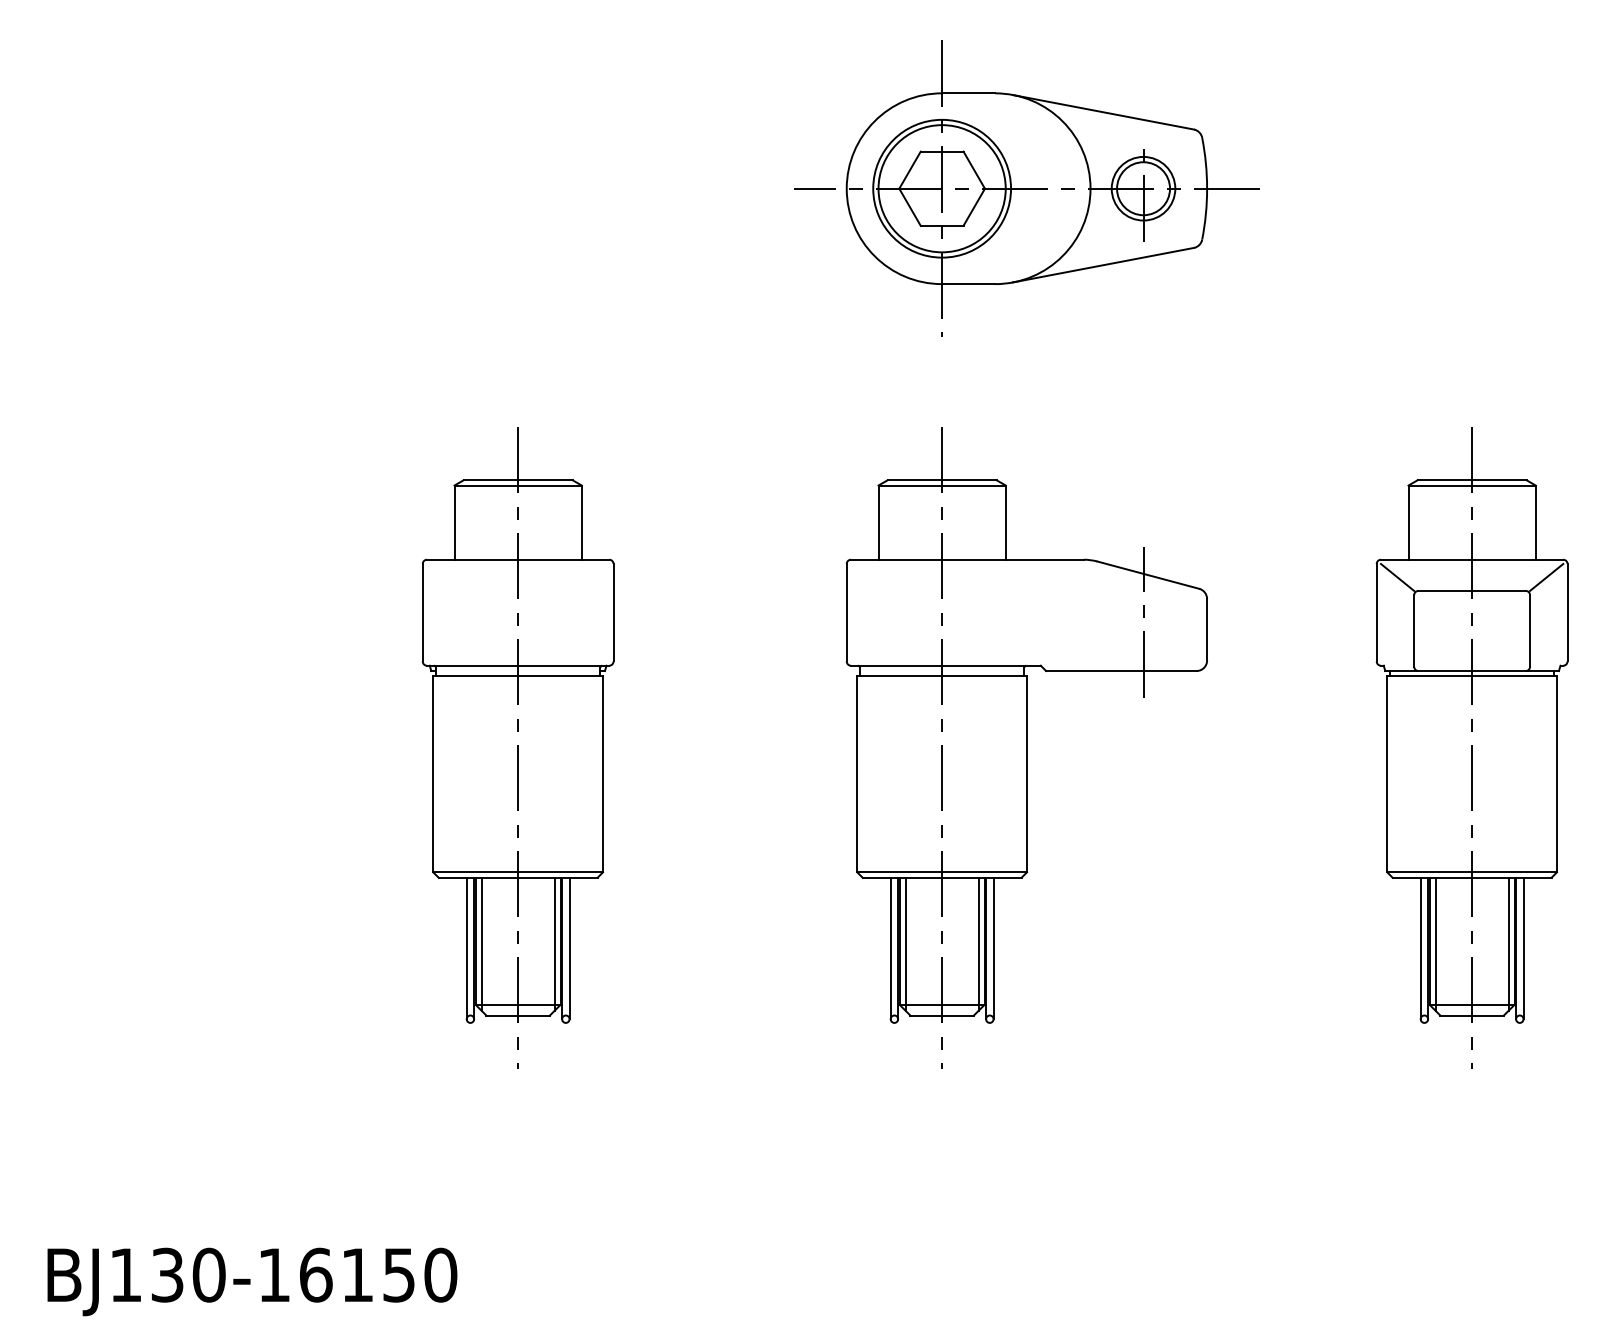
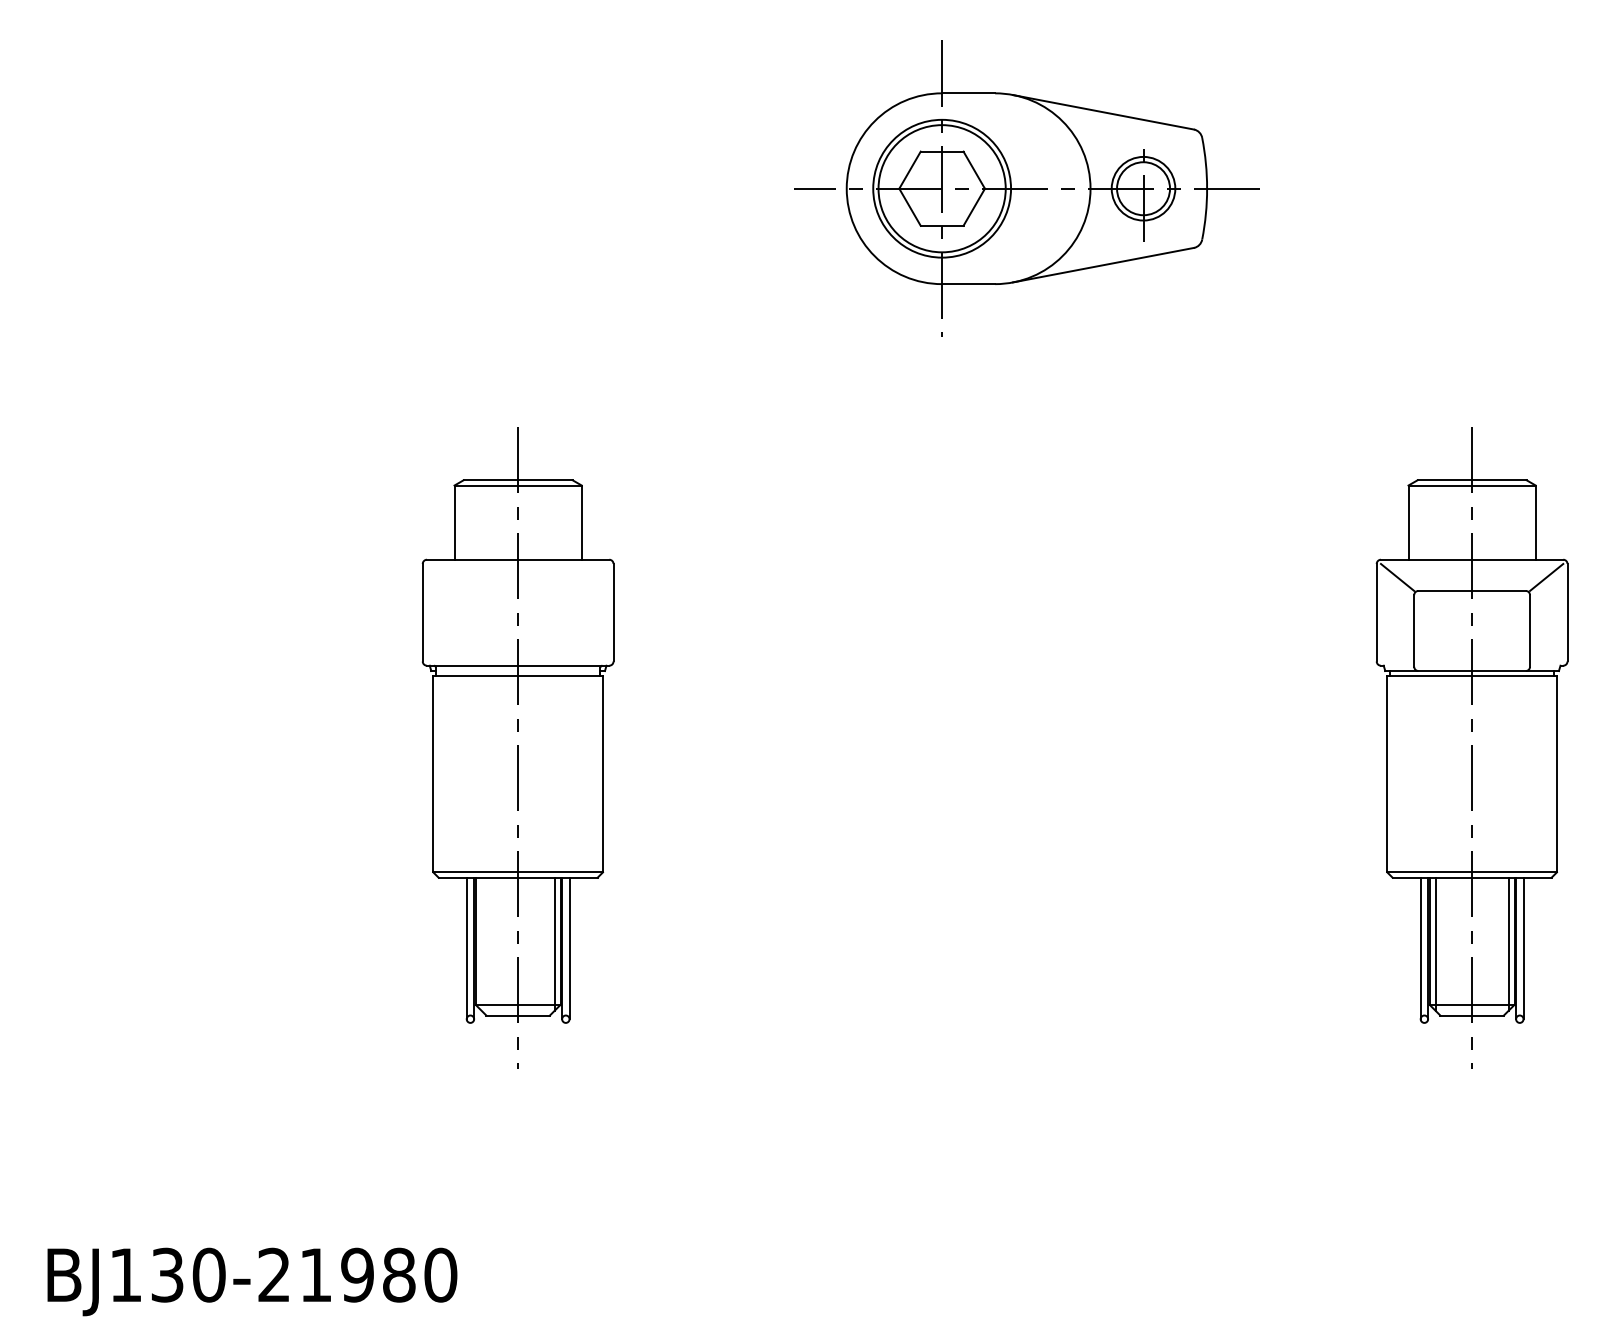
part: present -> none (1026, 747)
line: present -> none (481, 943)
text: BJ130-16150 -> BJ130-21980 (336, 1274)
